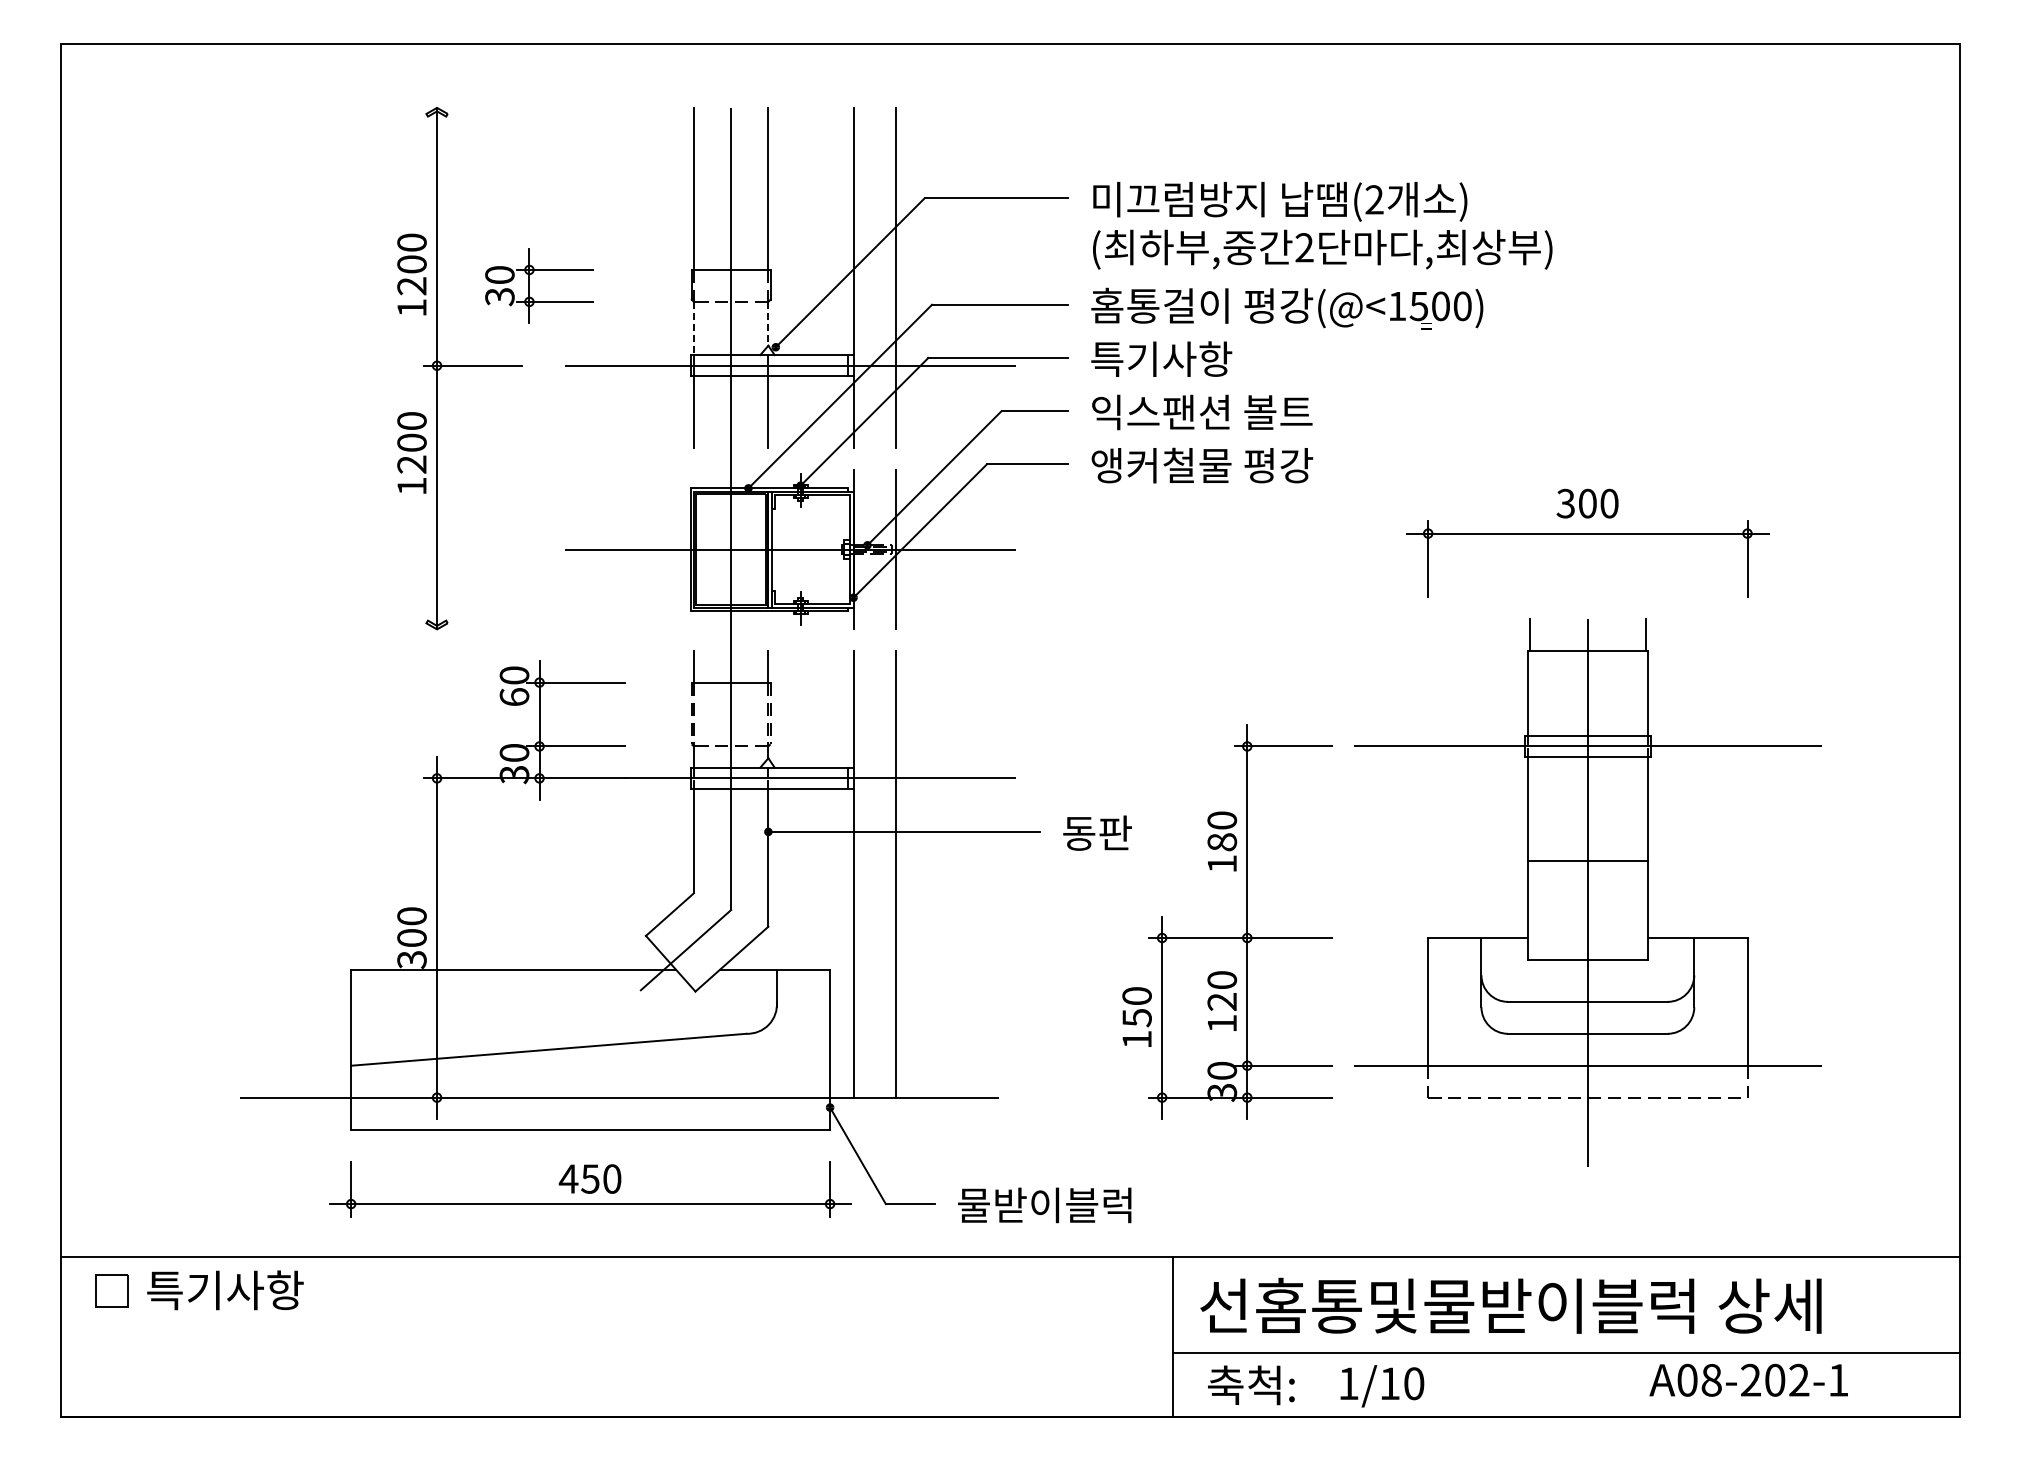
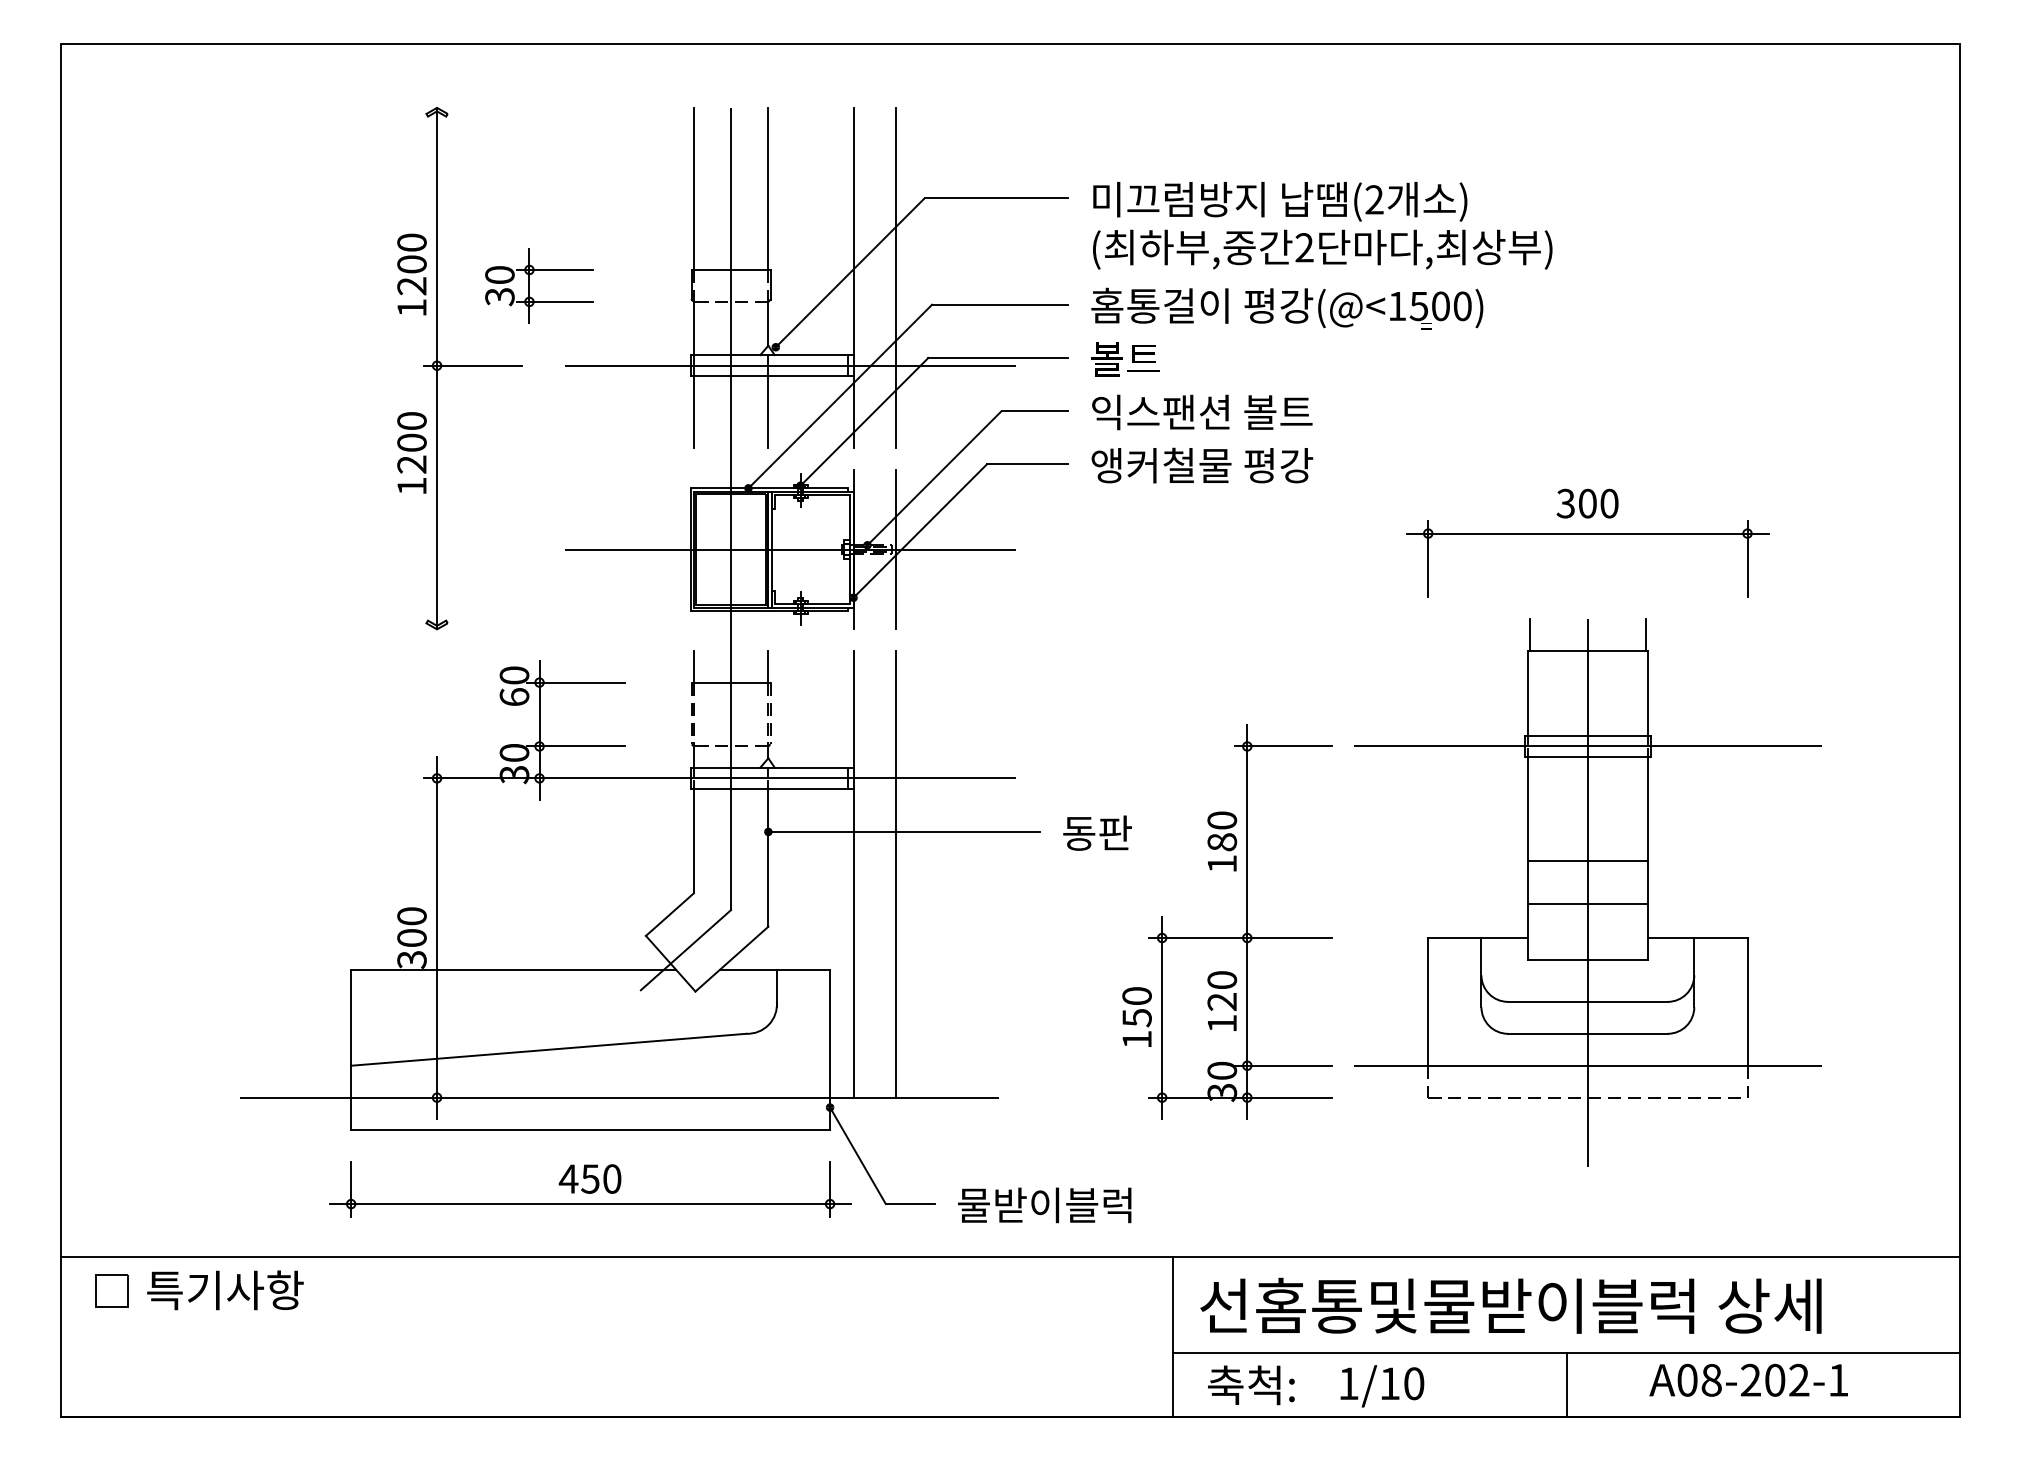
line: dashed -> solid (768, 323)
line: dashed -> solid (693, 328)
text: 특기사항 -> 볼트 (1161, 358)
line: none -> present (1587, 903)
line: none -> present (1566, 1384)
